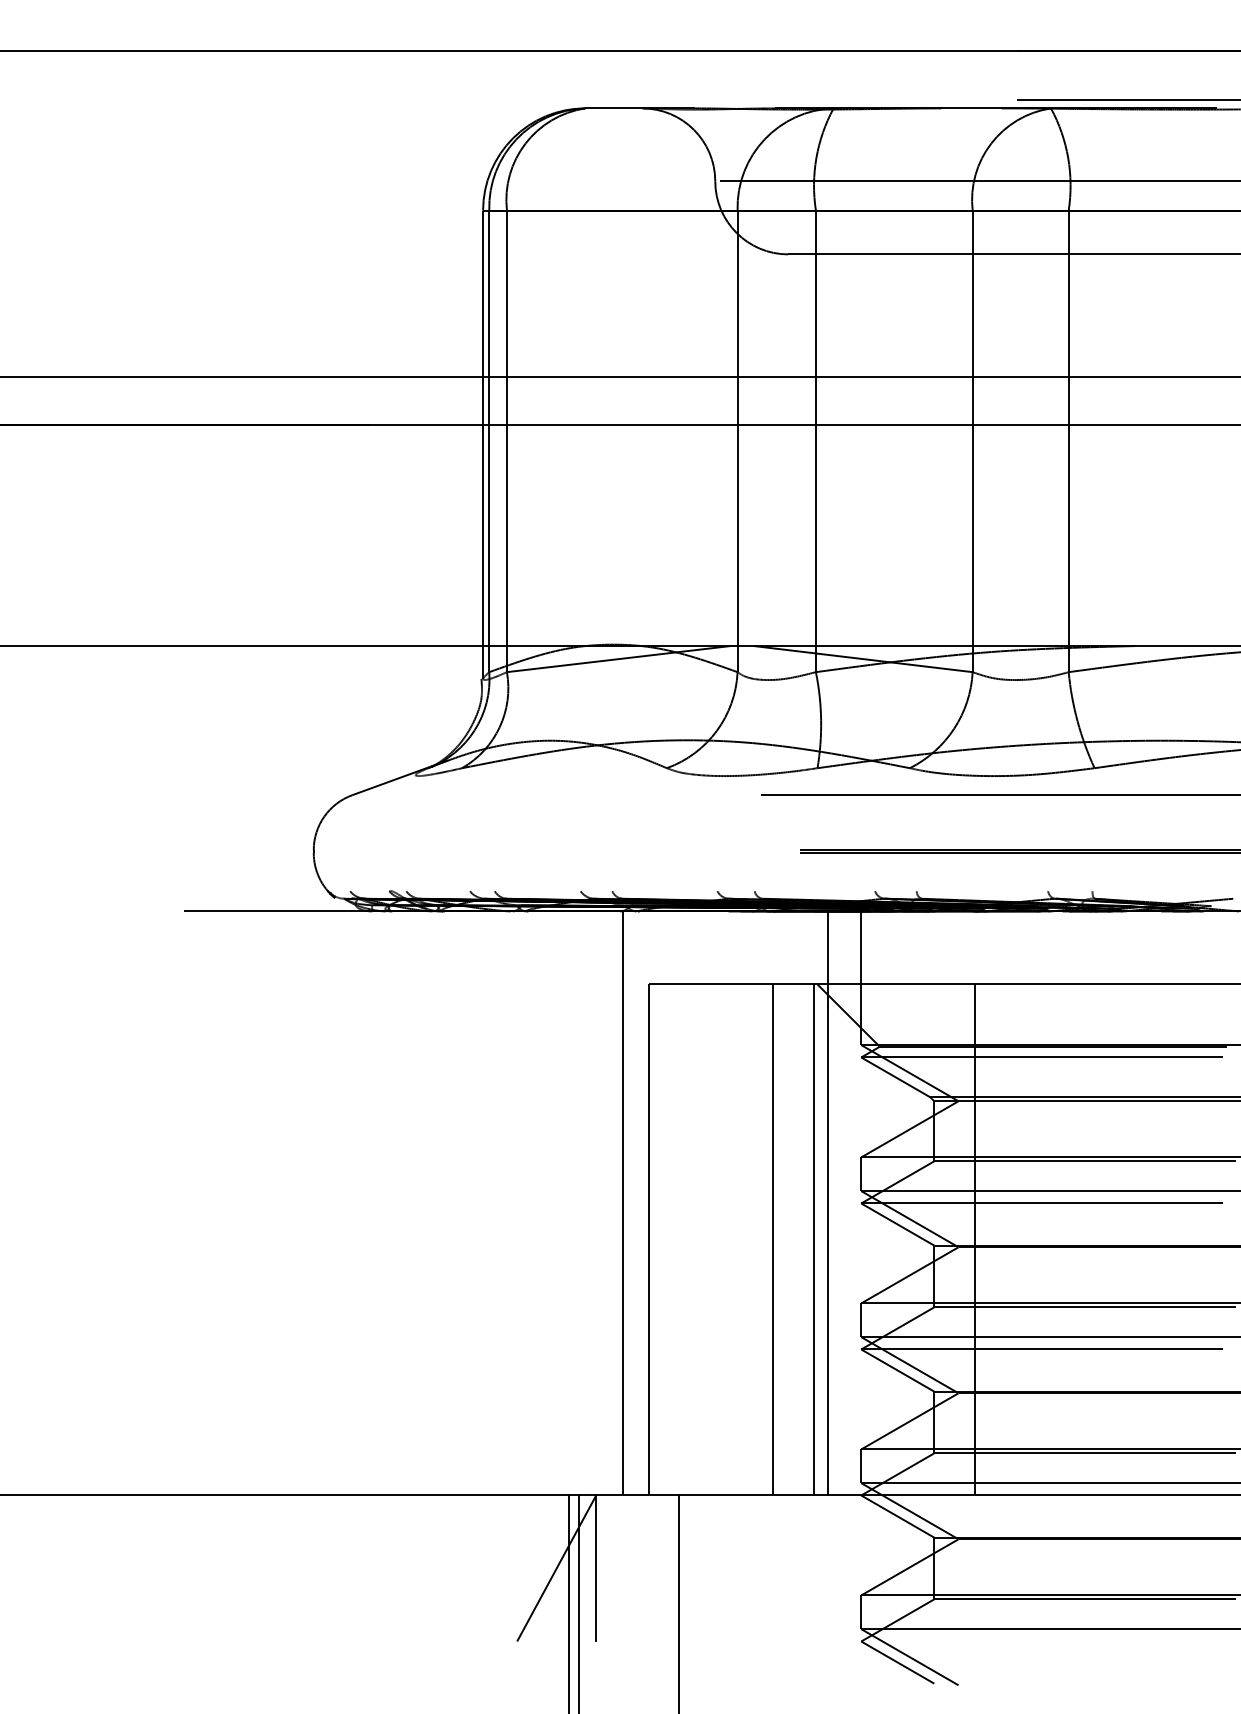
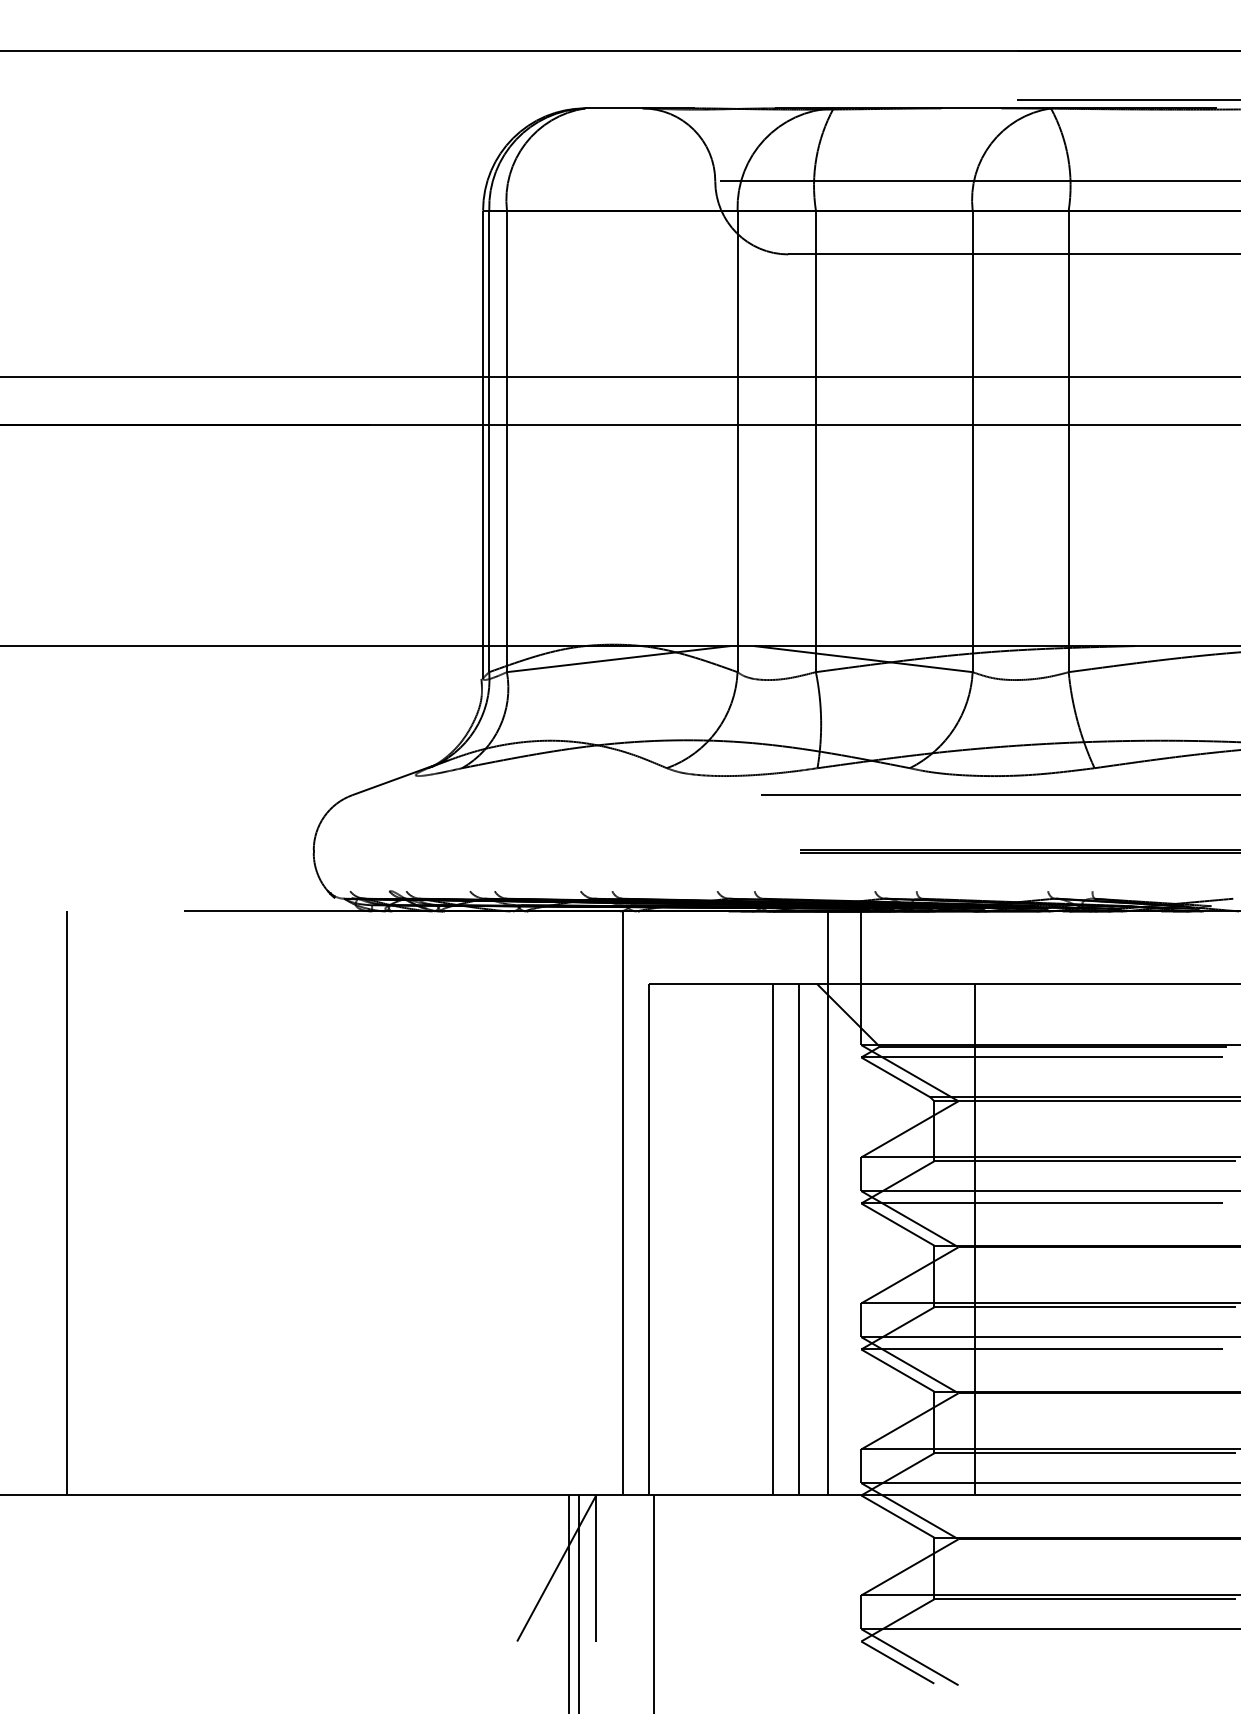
line: none -> present (66, 1203)
line position: (813, 1239) -> (798, 1239) (798, 1239)
line position: (678, 1602) -> (653, 1602) (653, 1602)
